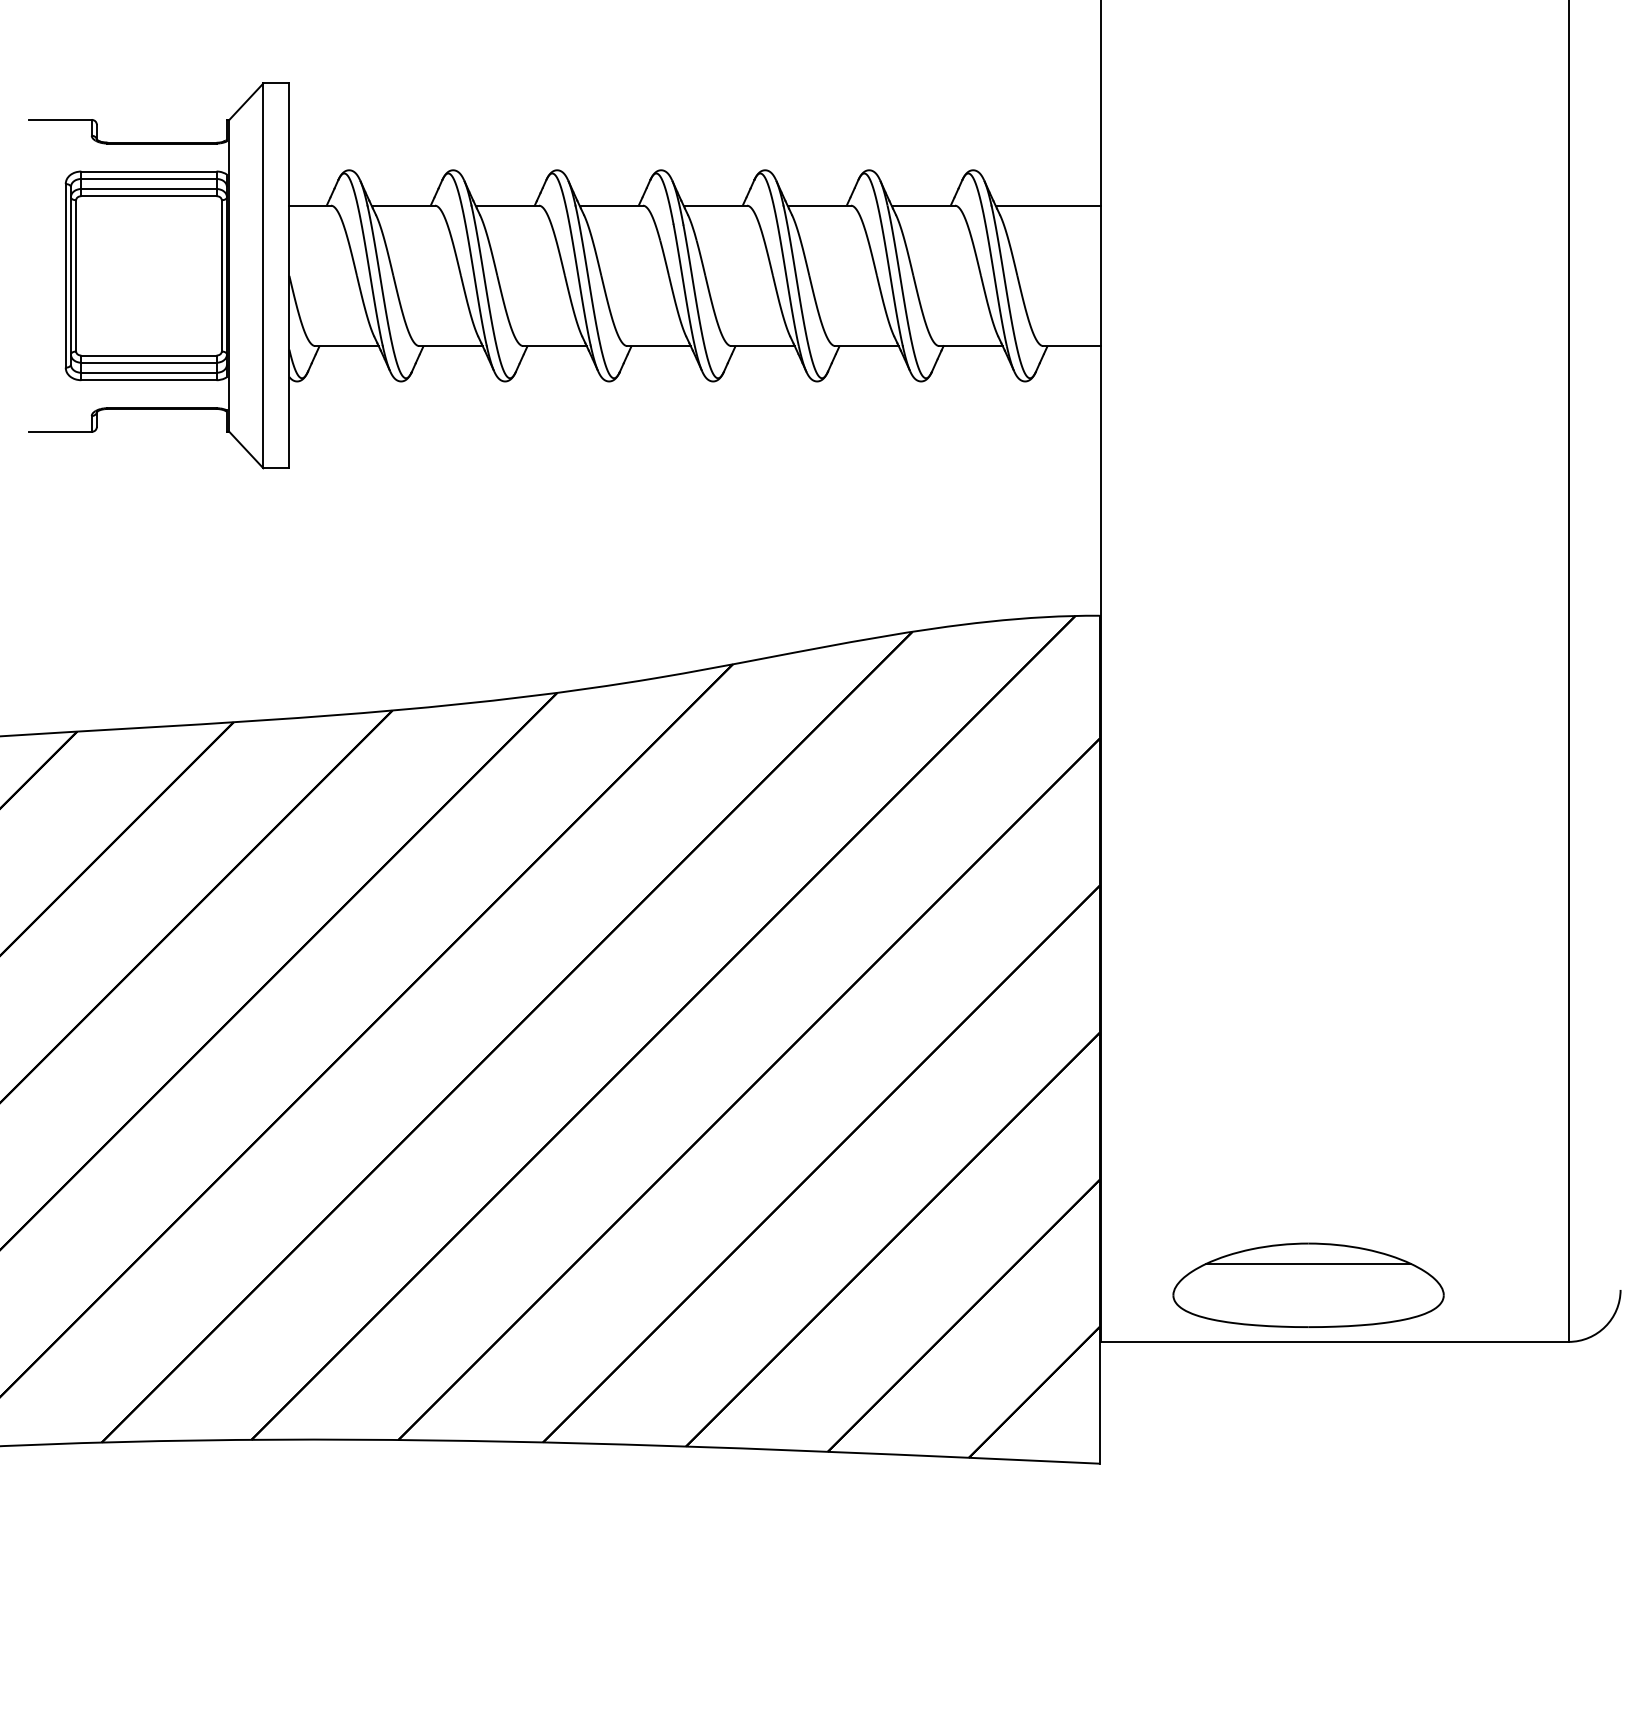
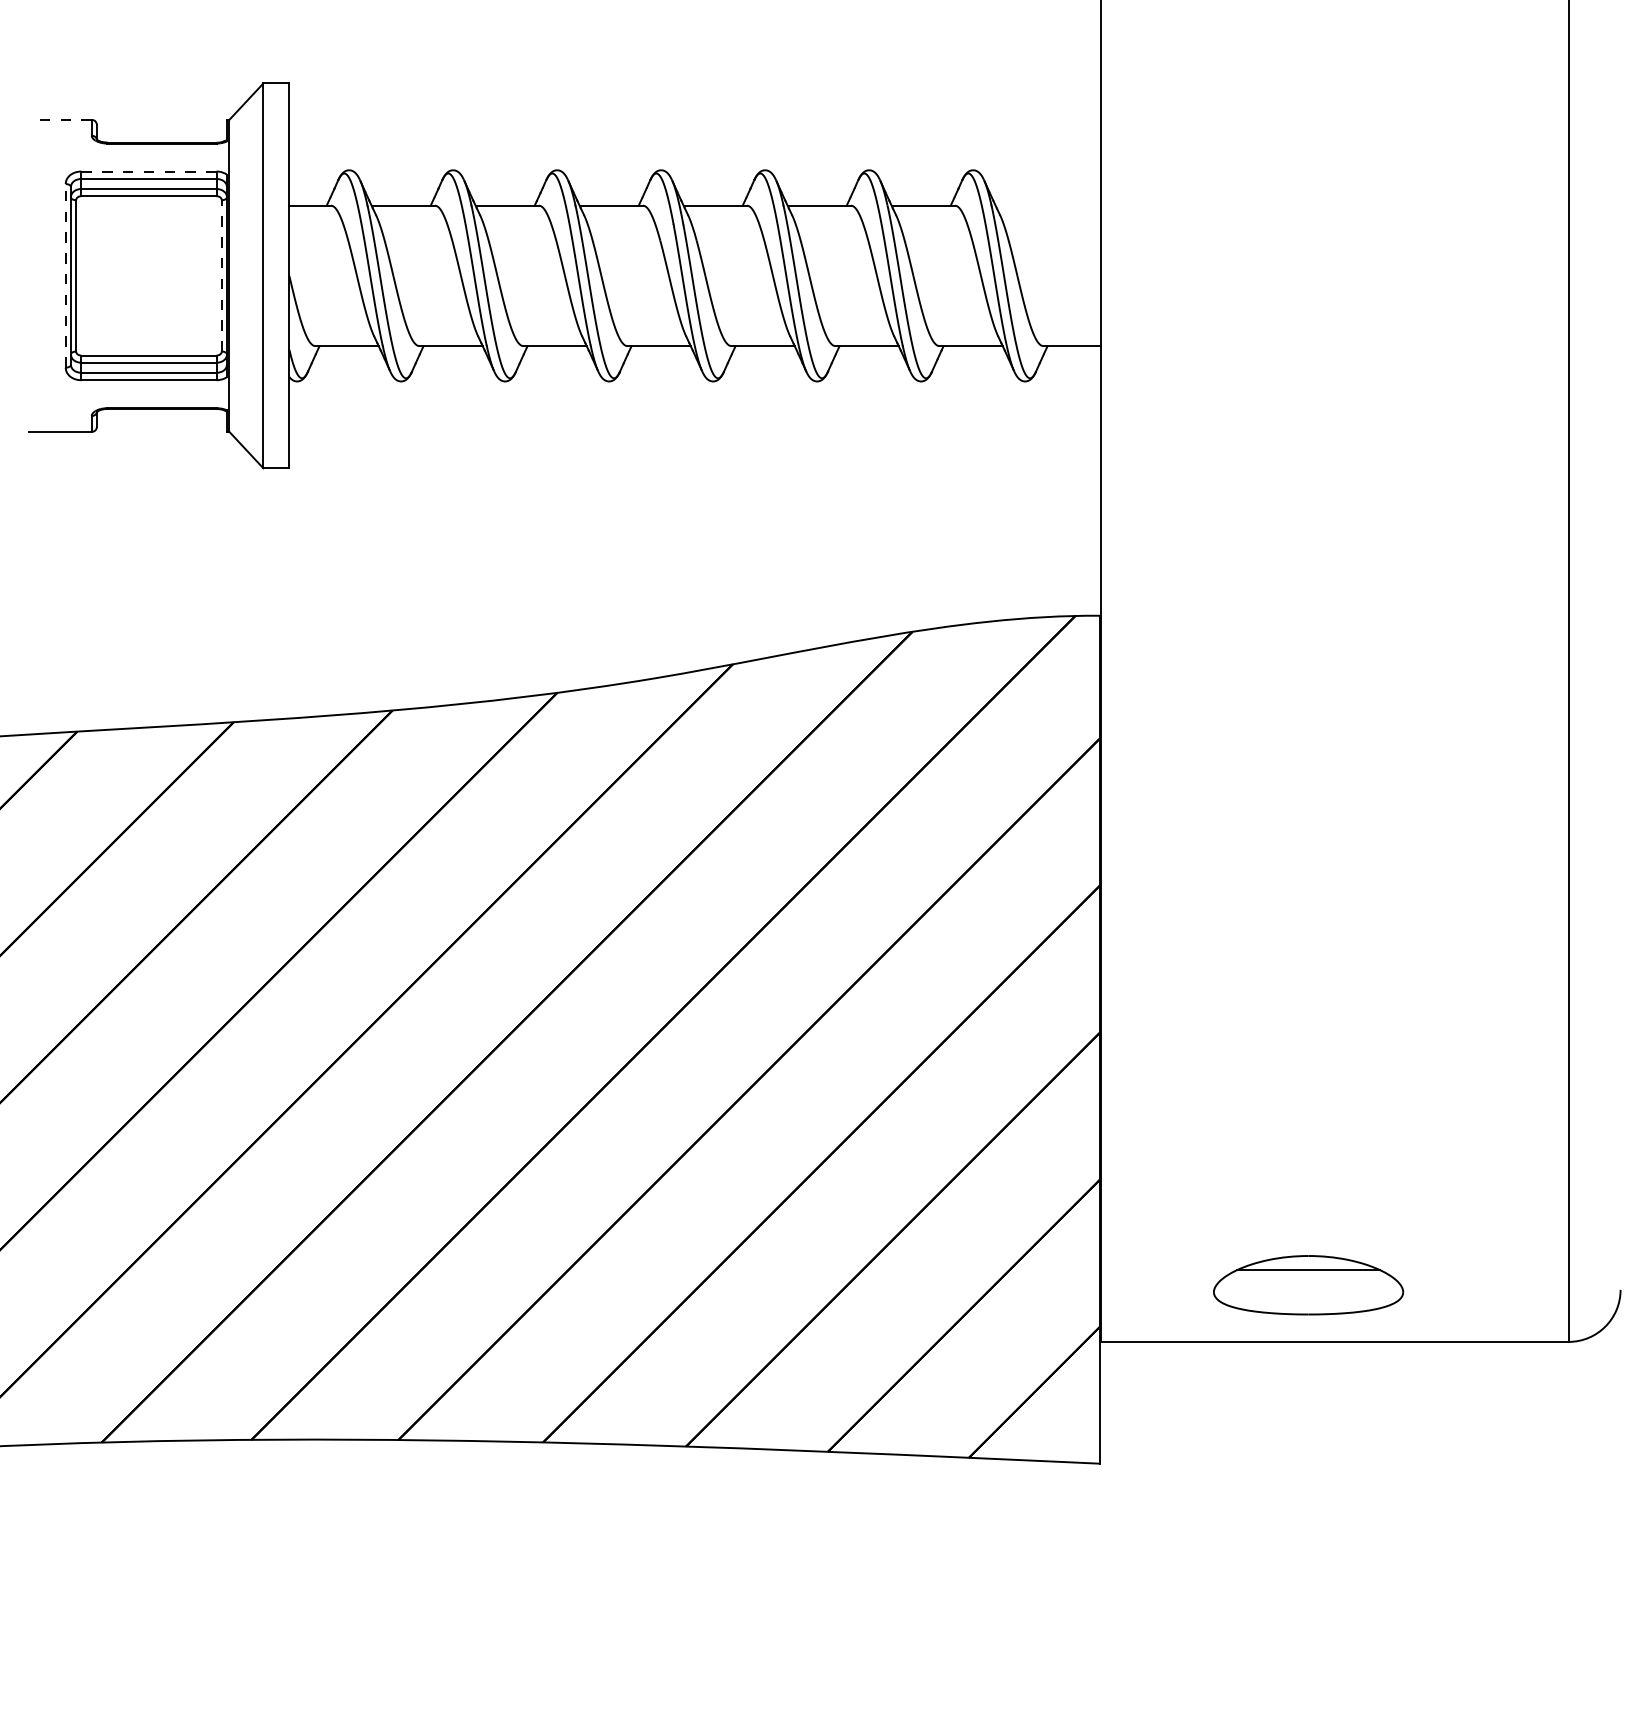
line: solid -> dashed (60, 119)
line: solid -> dashed (148, 171)
line: present -> none (1047, 205)
line: solid -> dashed (65, 275)
line: solid -> dashed (221, 275)
part size: 273x86 px -> 192x61 px (1308, 1285)
